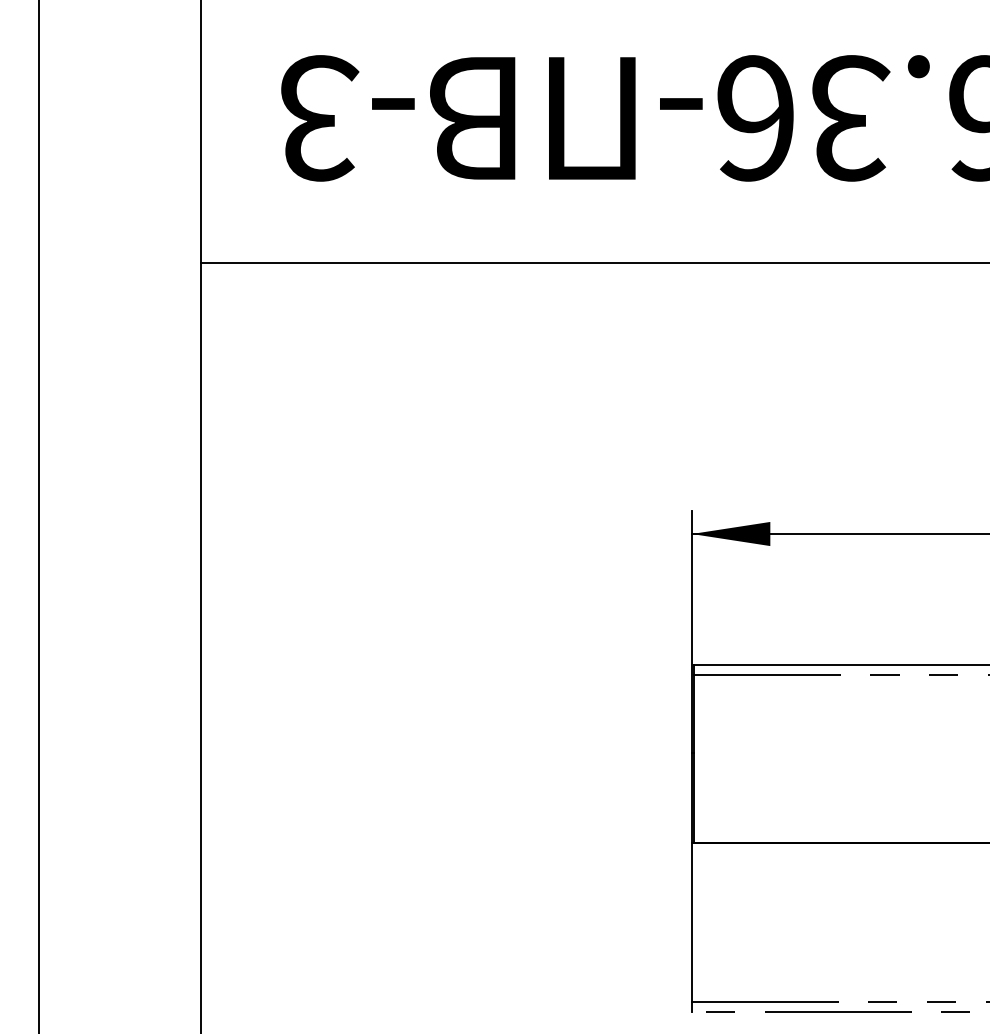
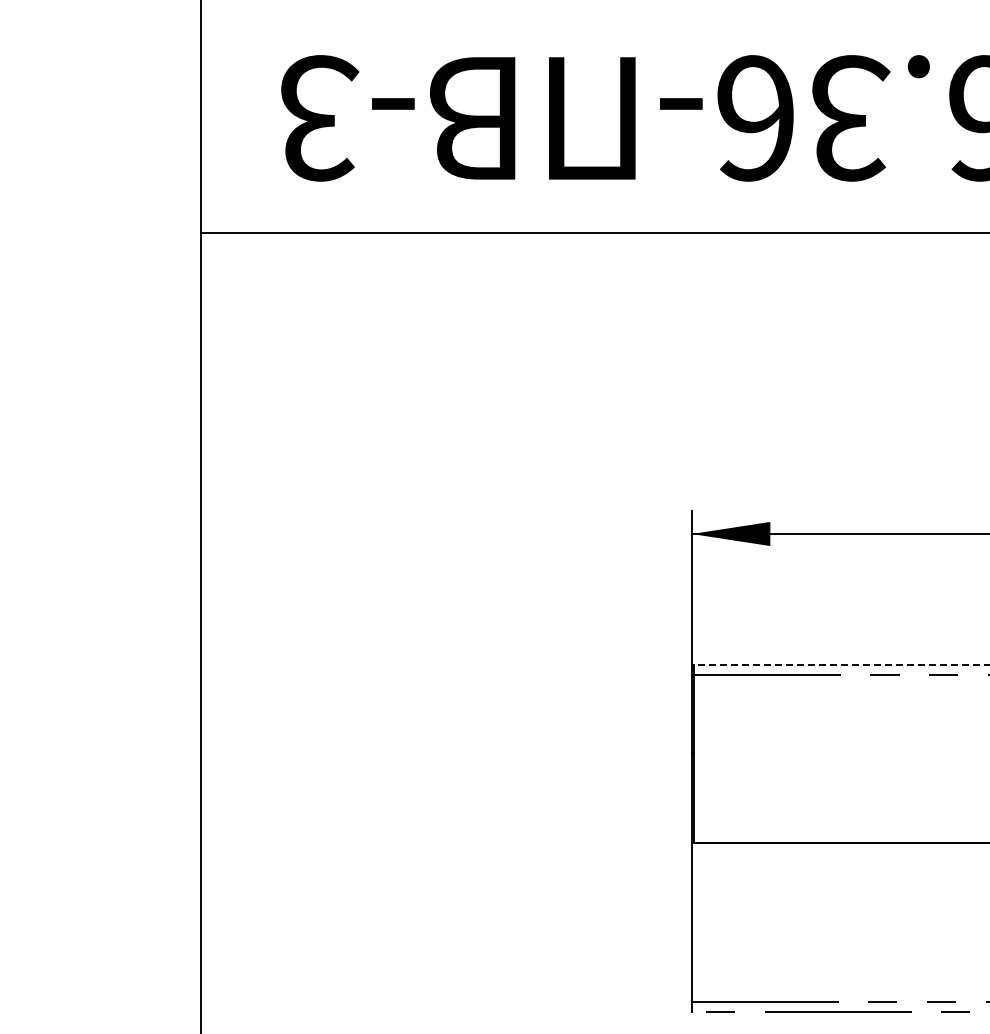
line position: (593, 262) -> (593, 232) (593, 232)
line: present -> none (38, 516)
line: solid -> dashed (841, 664)
